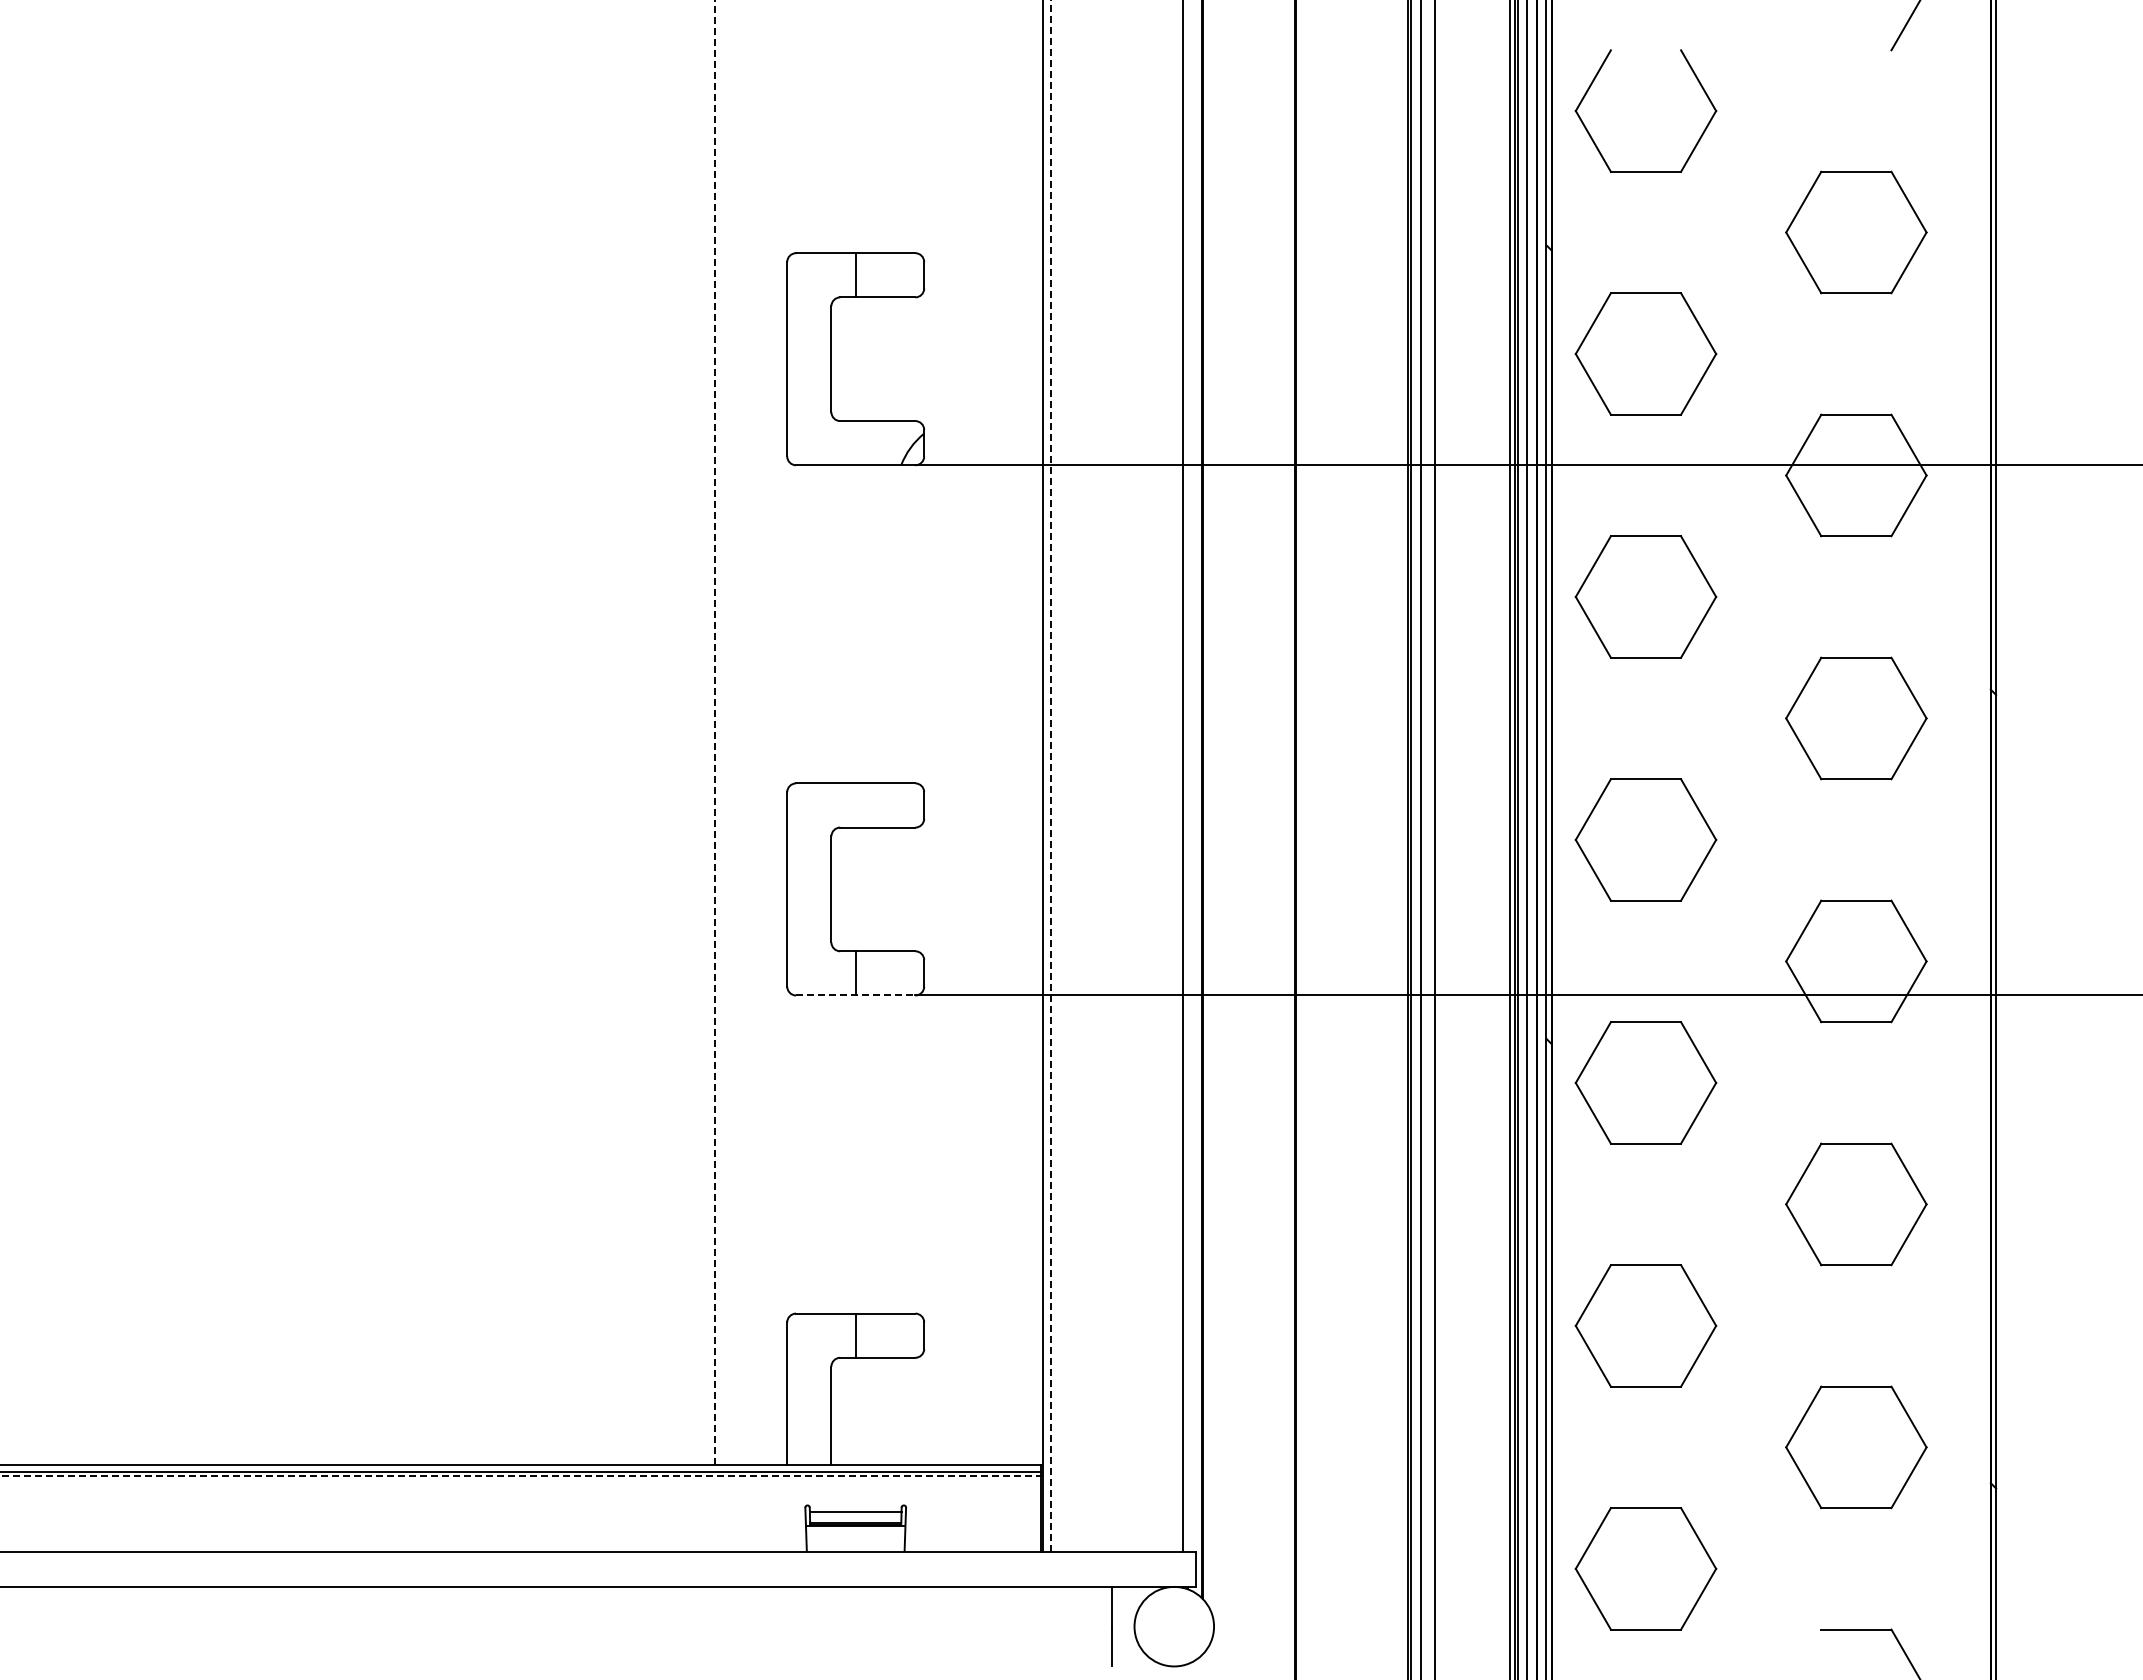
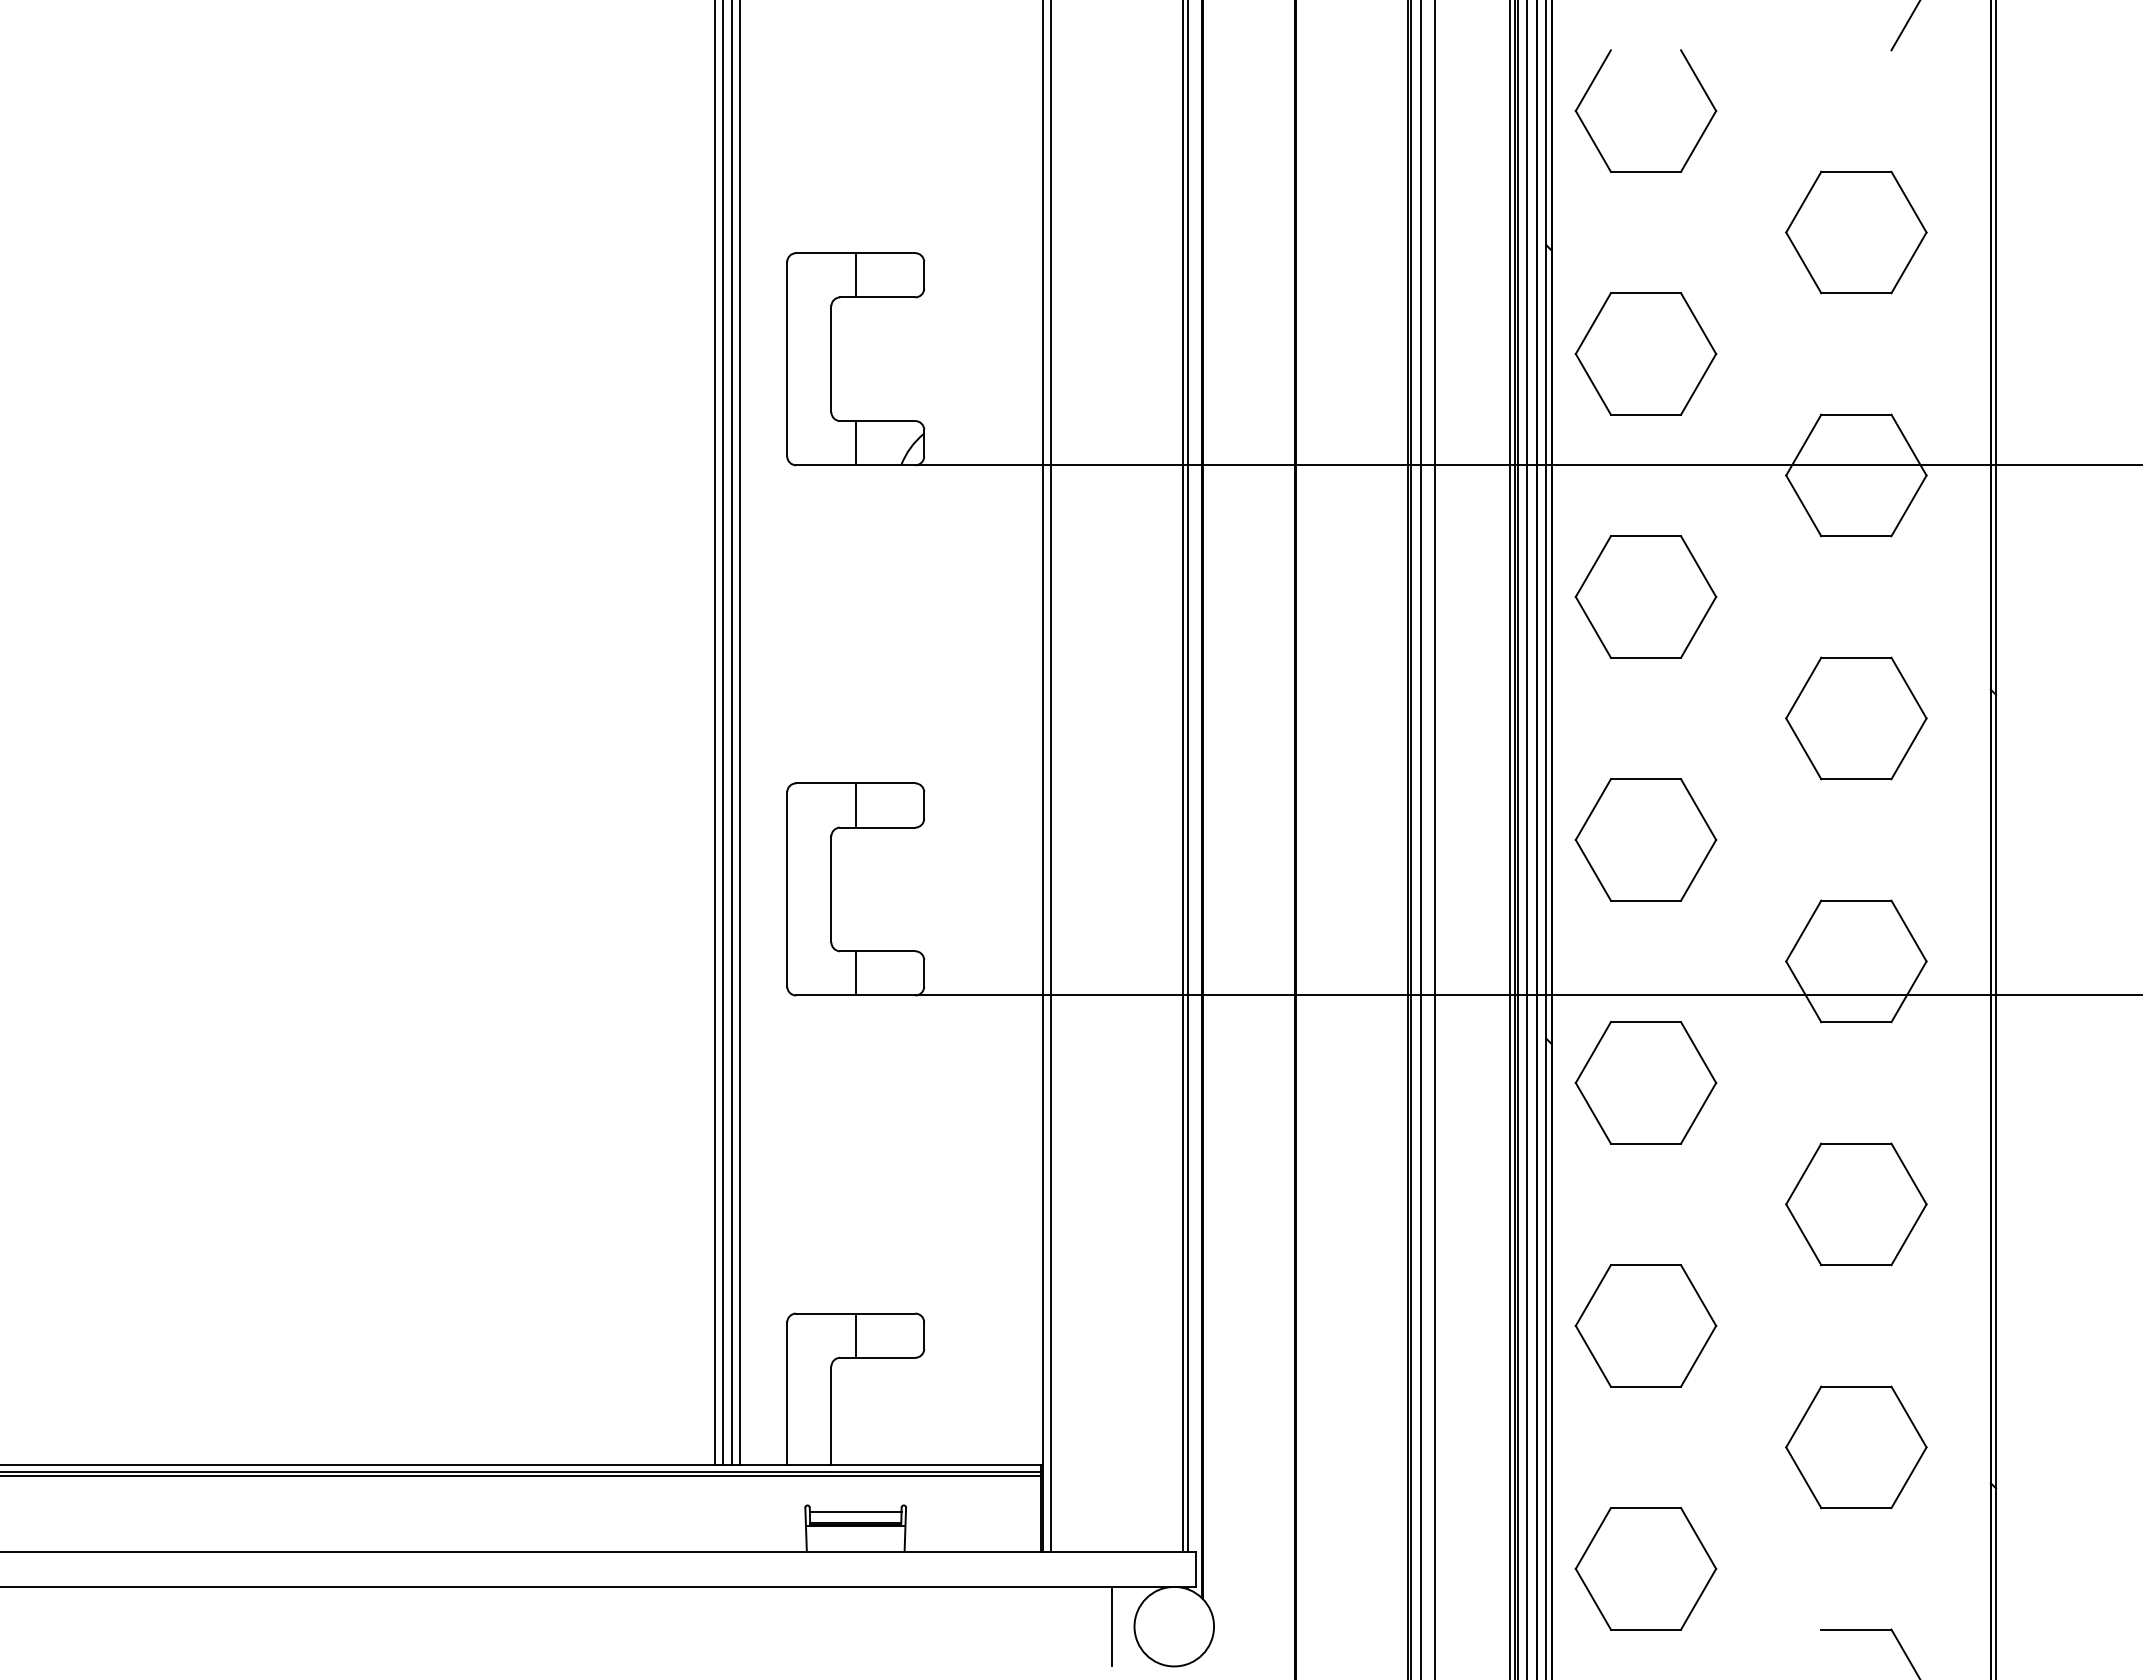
line: none -> present (856, 443)
line: dashed -> solid (714, 732)
line: none -> present (722, 733)
line: none -> present (732, 733)
line: none -> present (740, 733)
line: dashed -> solid (1050, 775)
line: none -> present (1187, 776)
line: none -> present (856, 805)
line: dashed -> solid (855, 995)
line: dashed -> solid (521, 1476)
